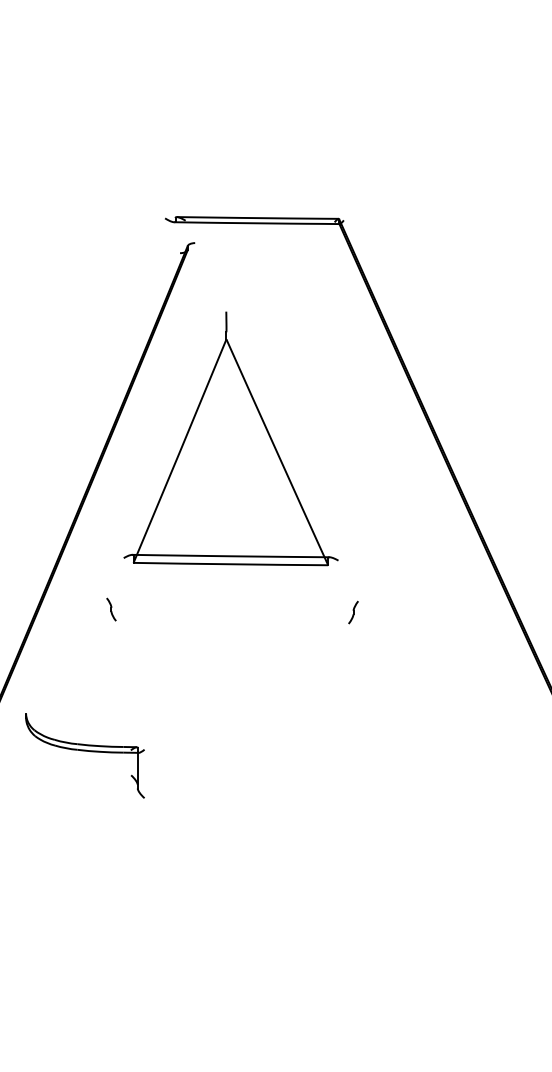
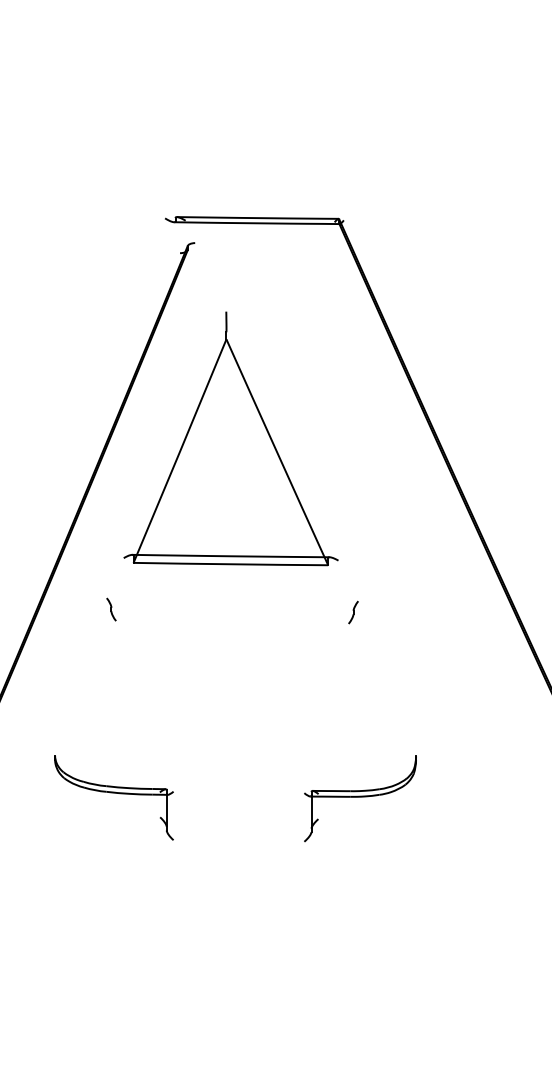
part position: (84, 755) -> (113, 797) (113, 797)
part: none -> present (360, 798)
